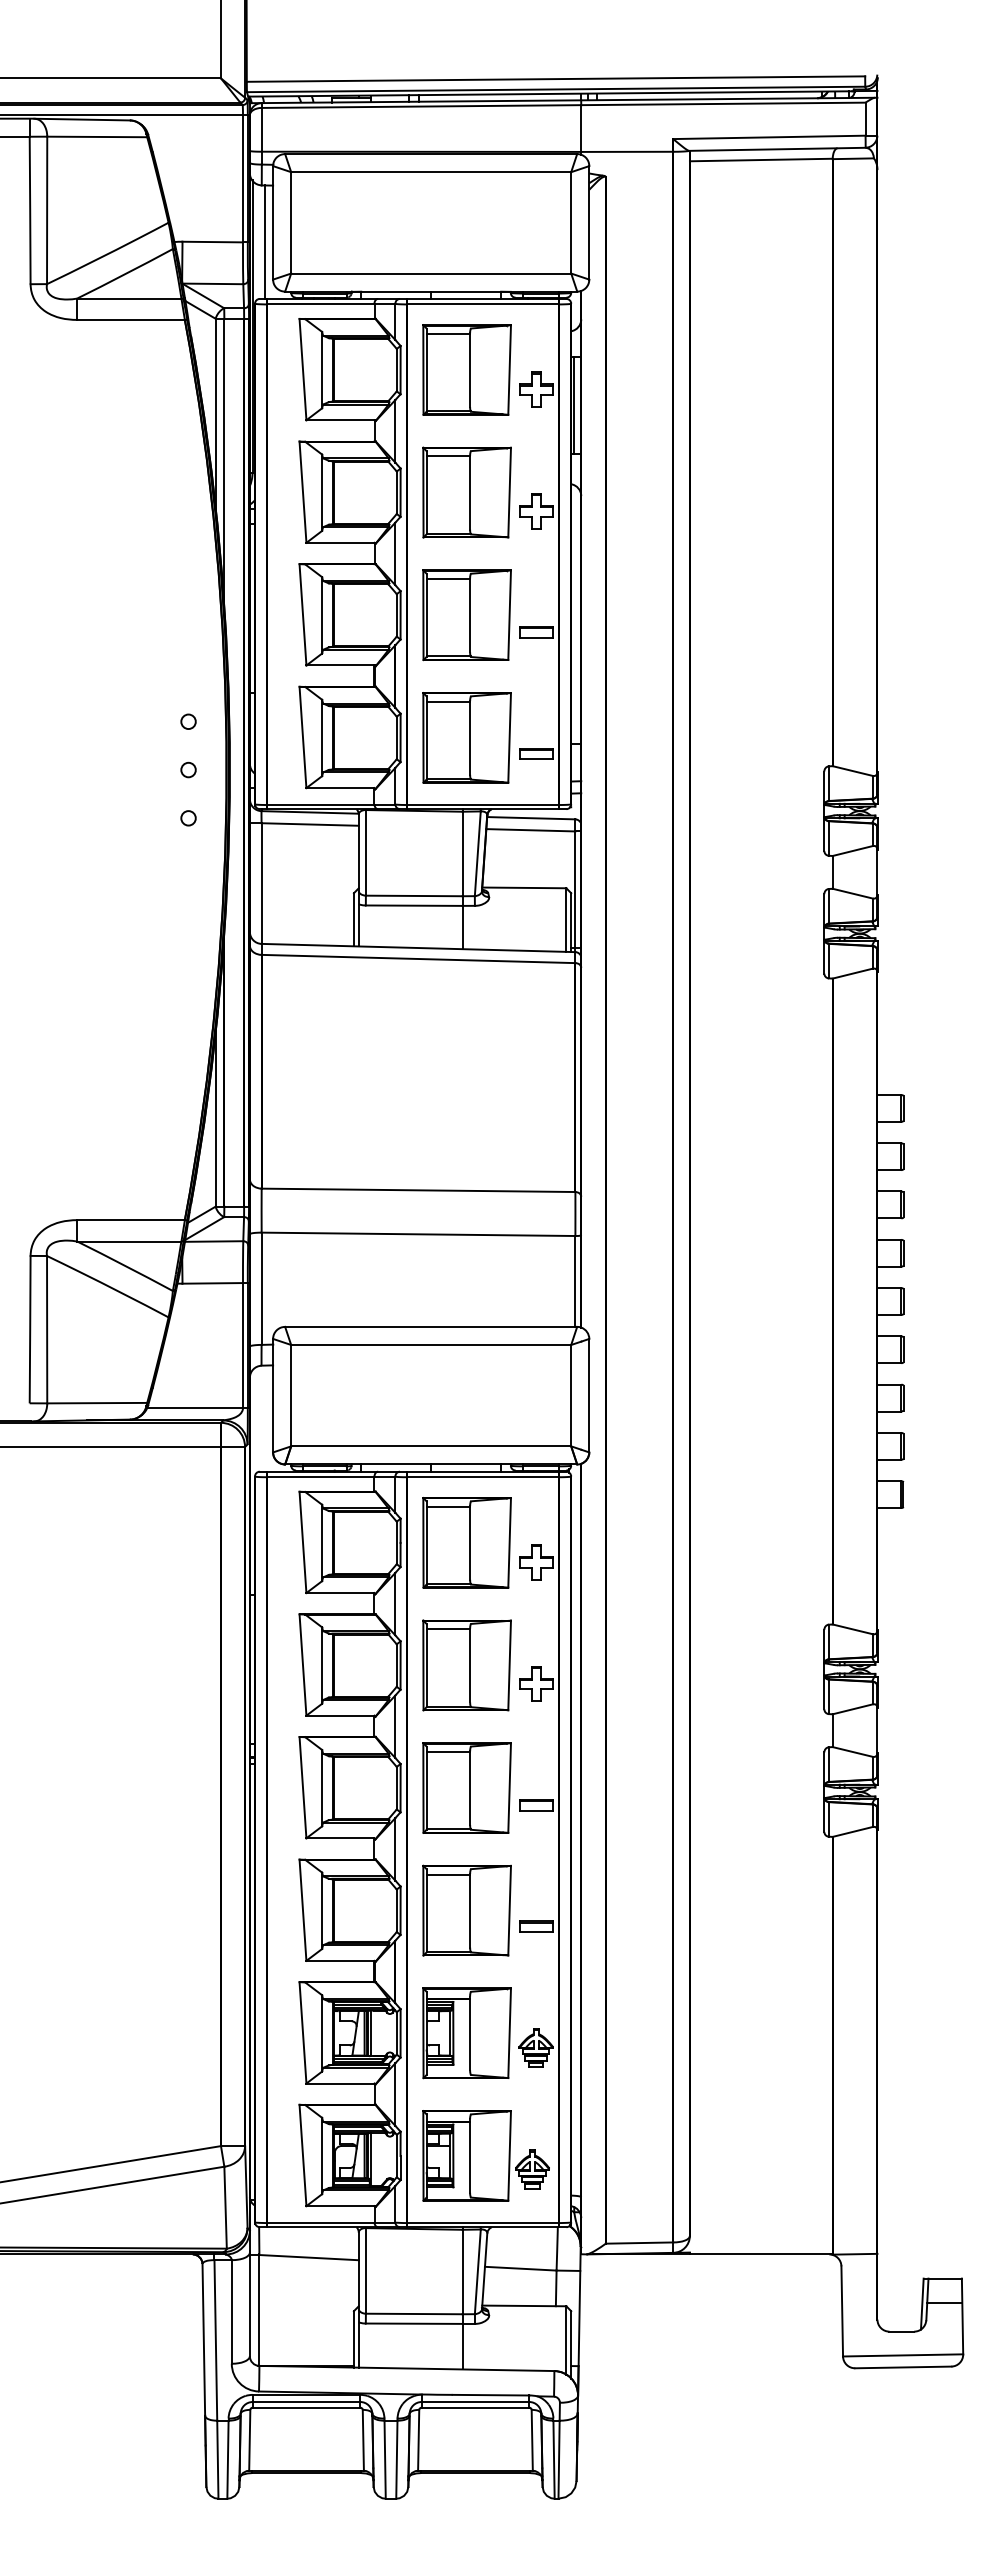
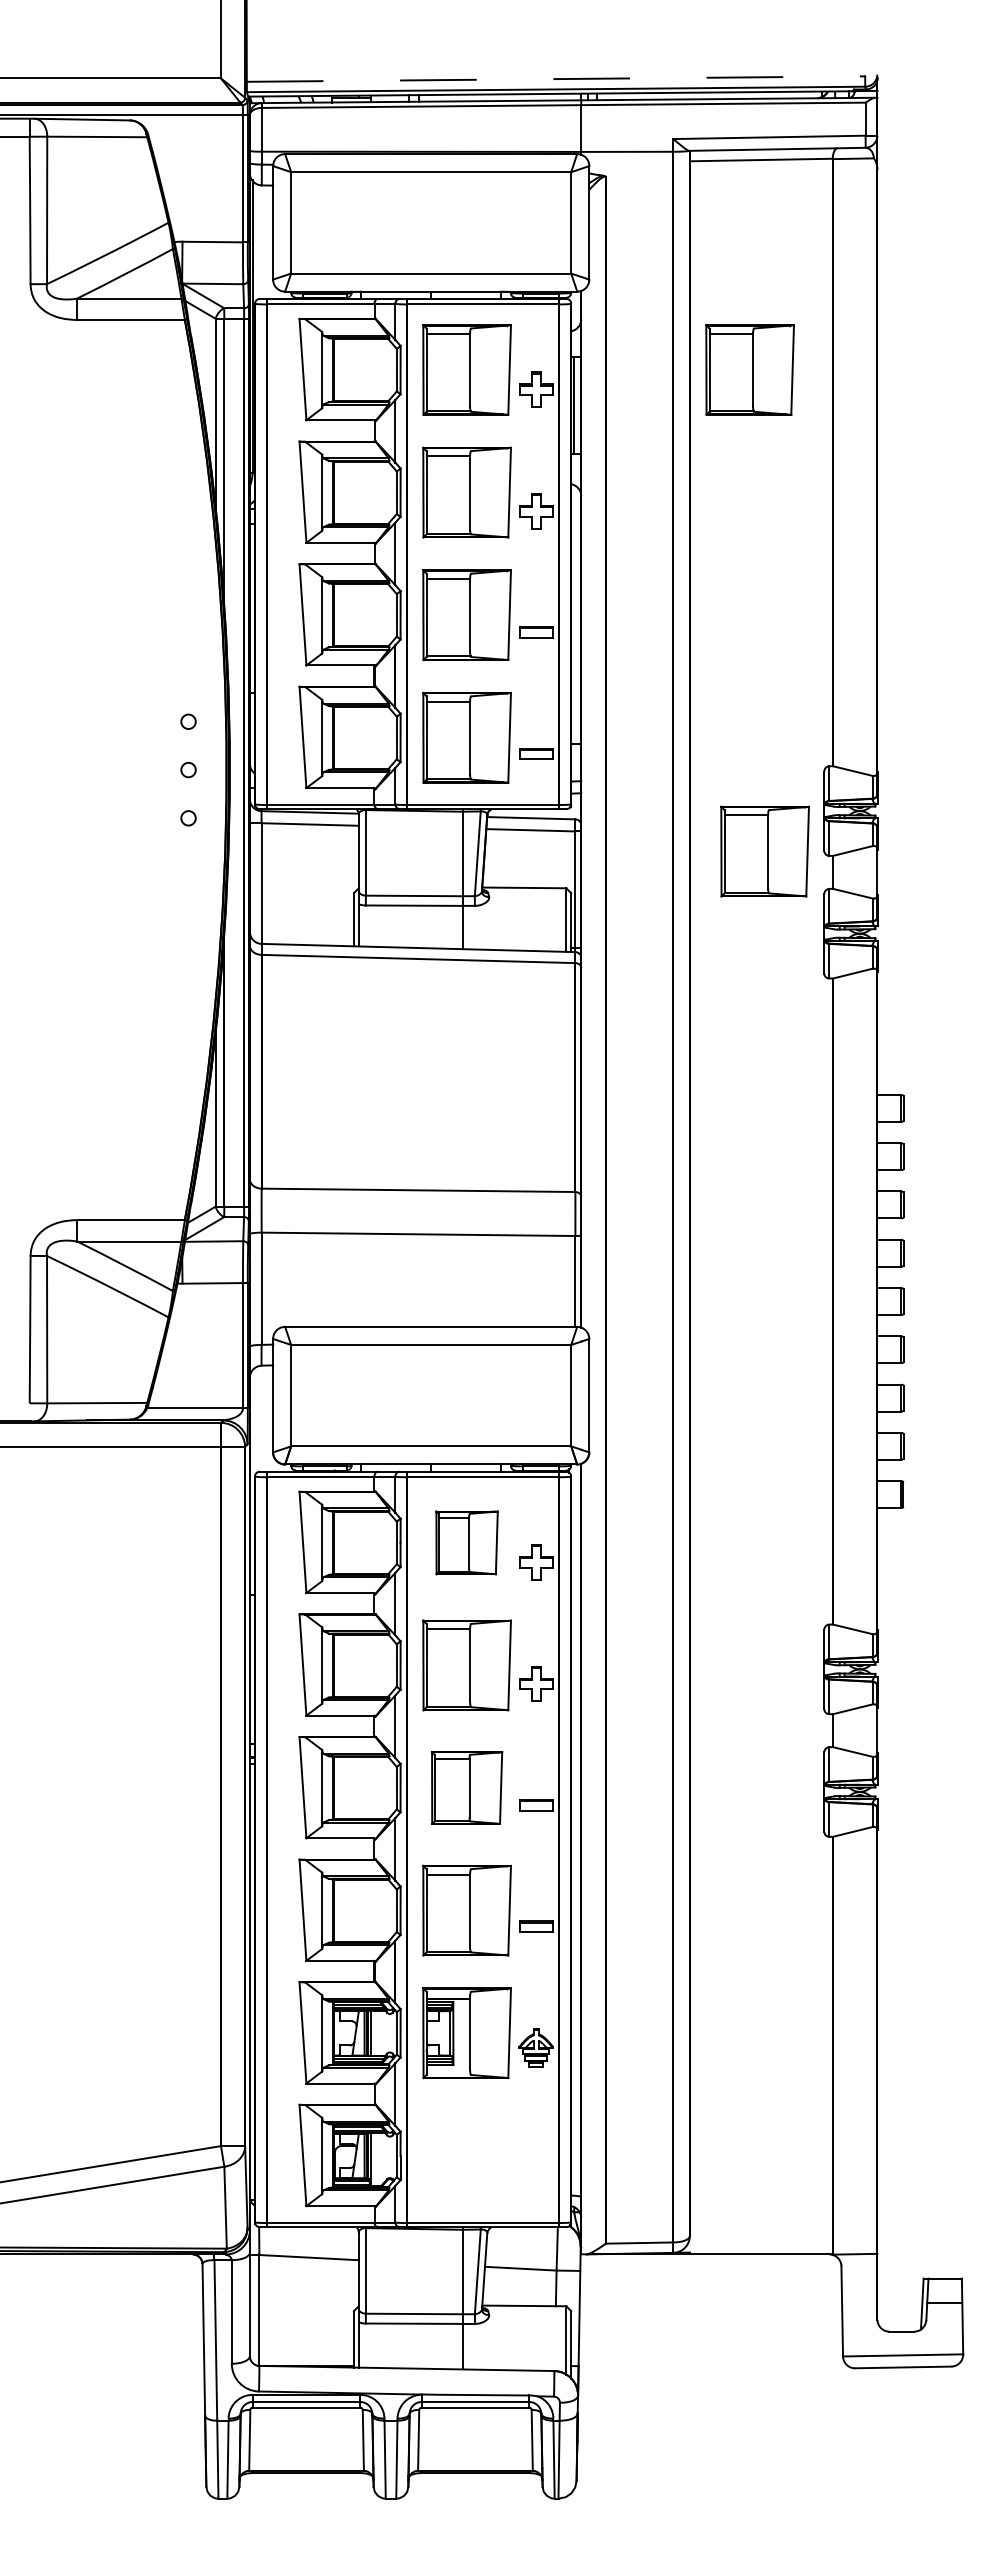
line: solid -> dashed (556, 79)
line: present -> none (264, 241)
part: none -> present (749, 369)
part: none -> present (764, 851)
part size: 90x92 px -> 64x66 px (466, 1542)
part size: 90x92 px -> 73x74 px (467, 1787)
part: present -> none (485, 2155)
